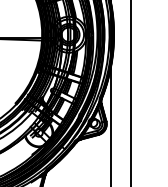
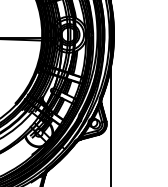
line: present -> none (130, 92)
